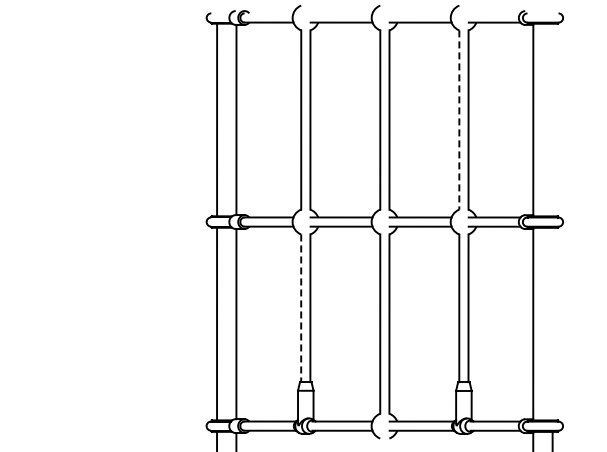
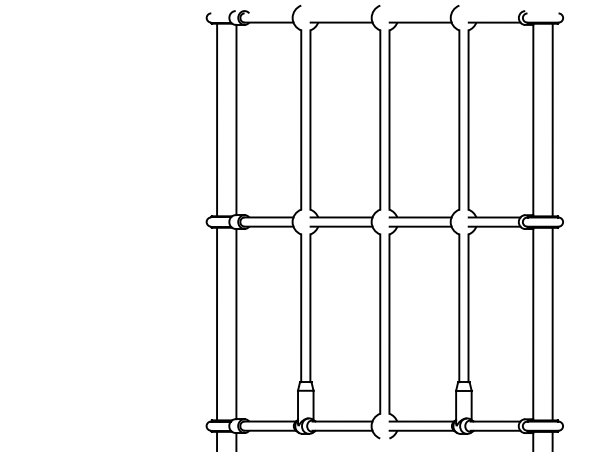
line: none -> present (552, 119)
line: dashed -> solid (459, 120)
line: dashed -> solid (301, 308)
line: none -> present (552, 323)
